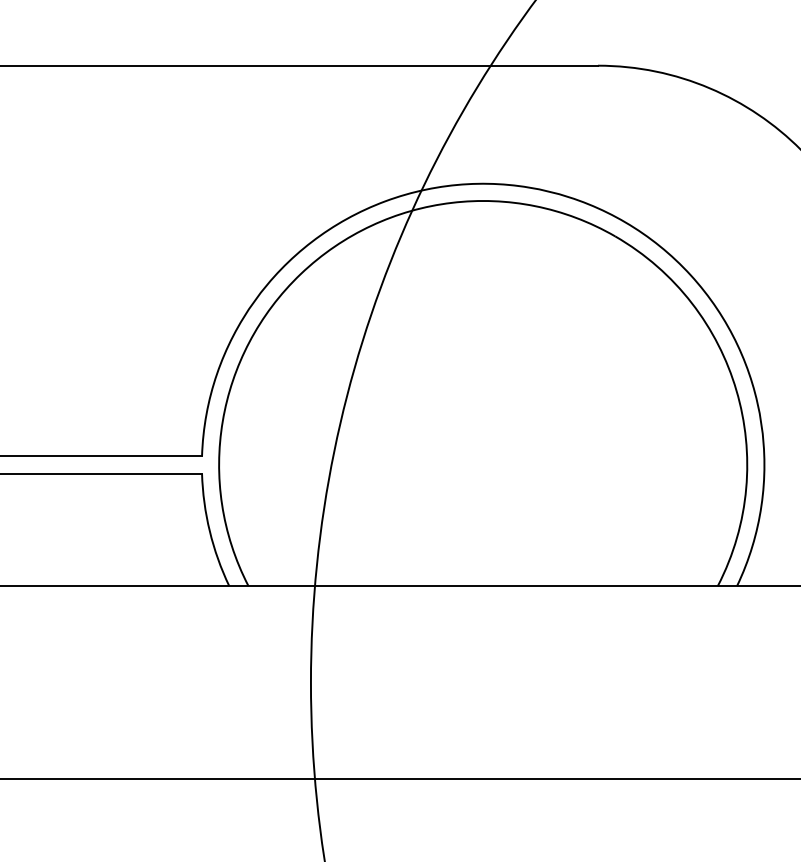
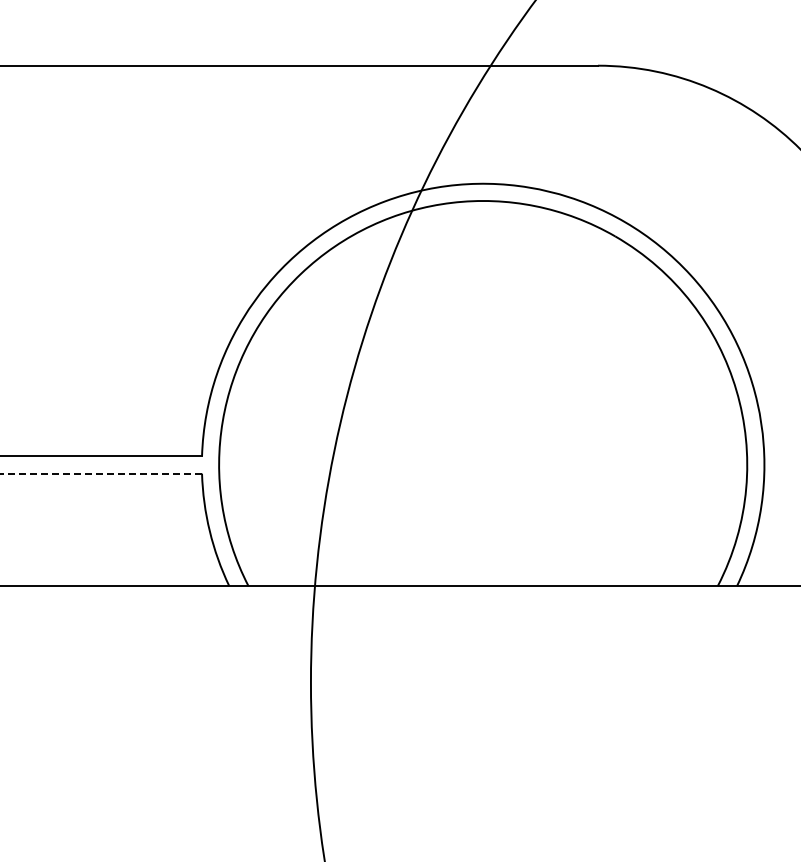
line: solid -> dashed (101, 473)
line: present -> none (399, 779)
